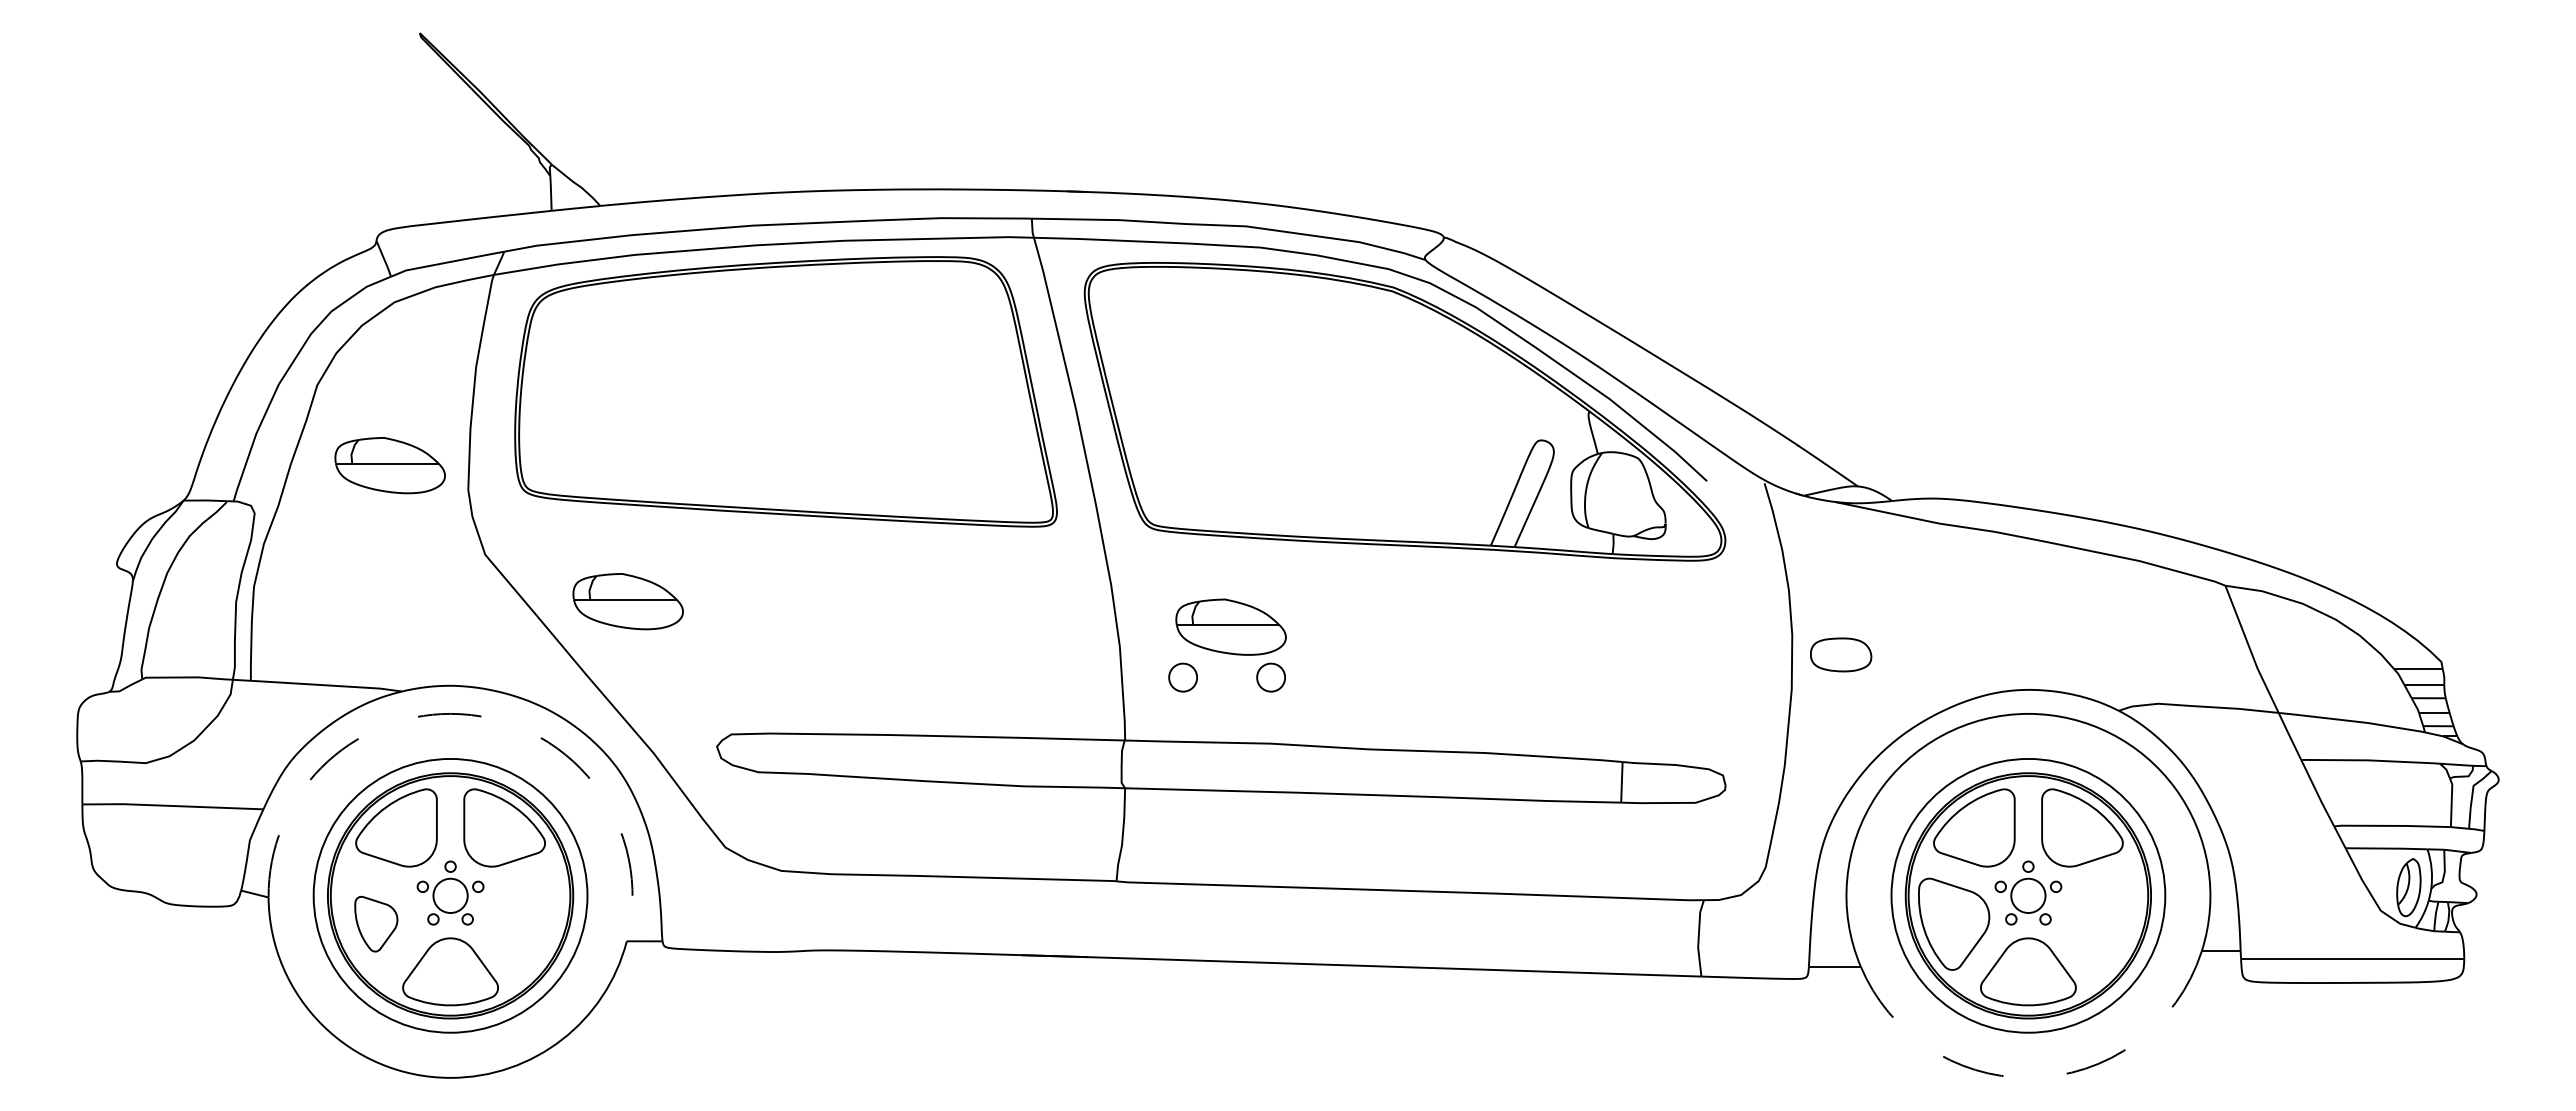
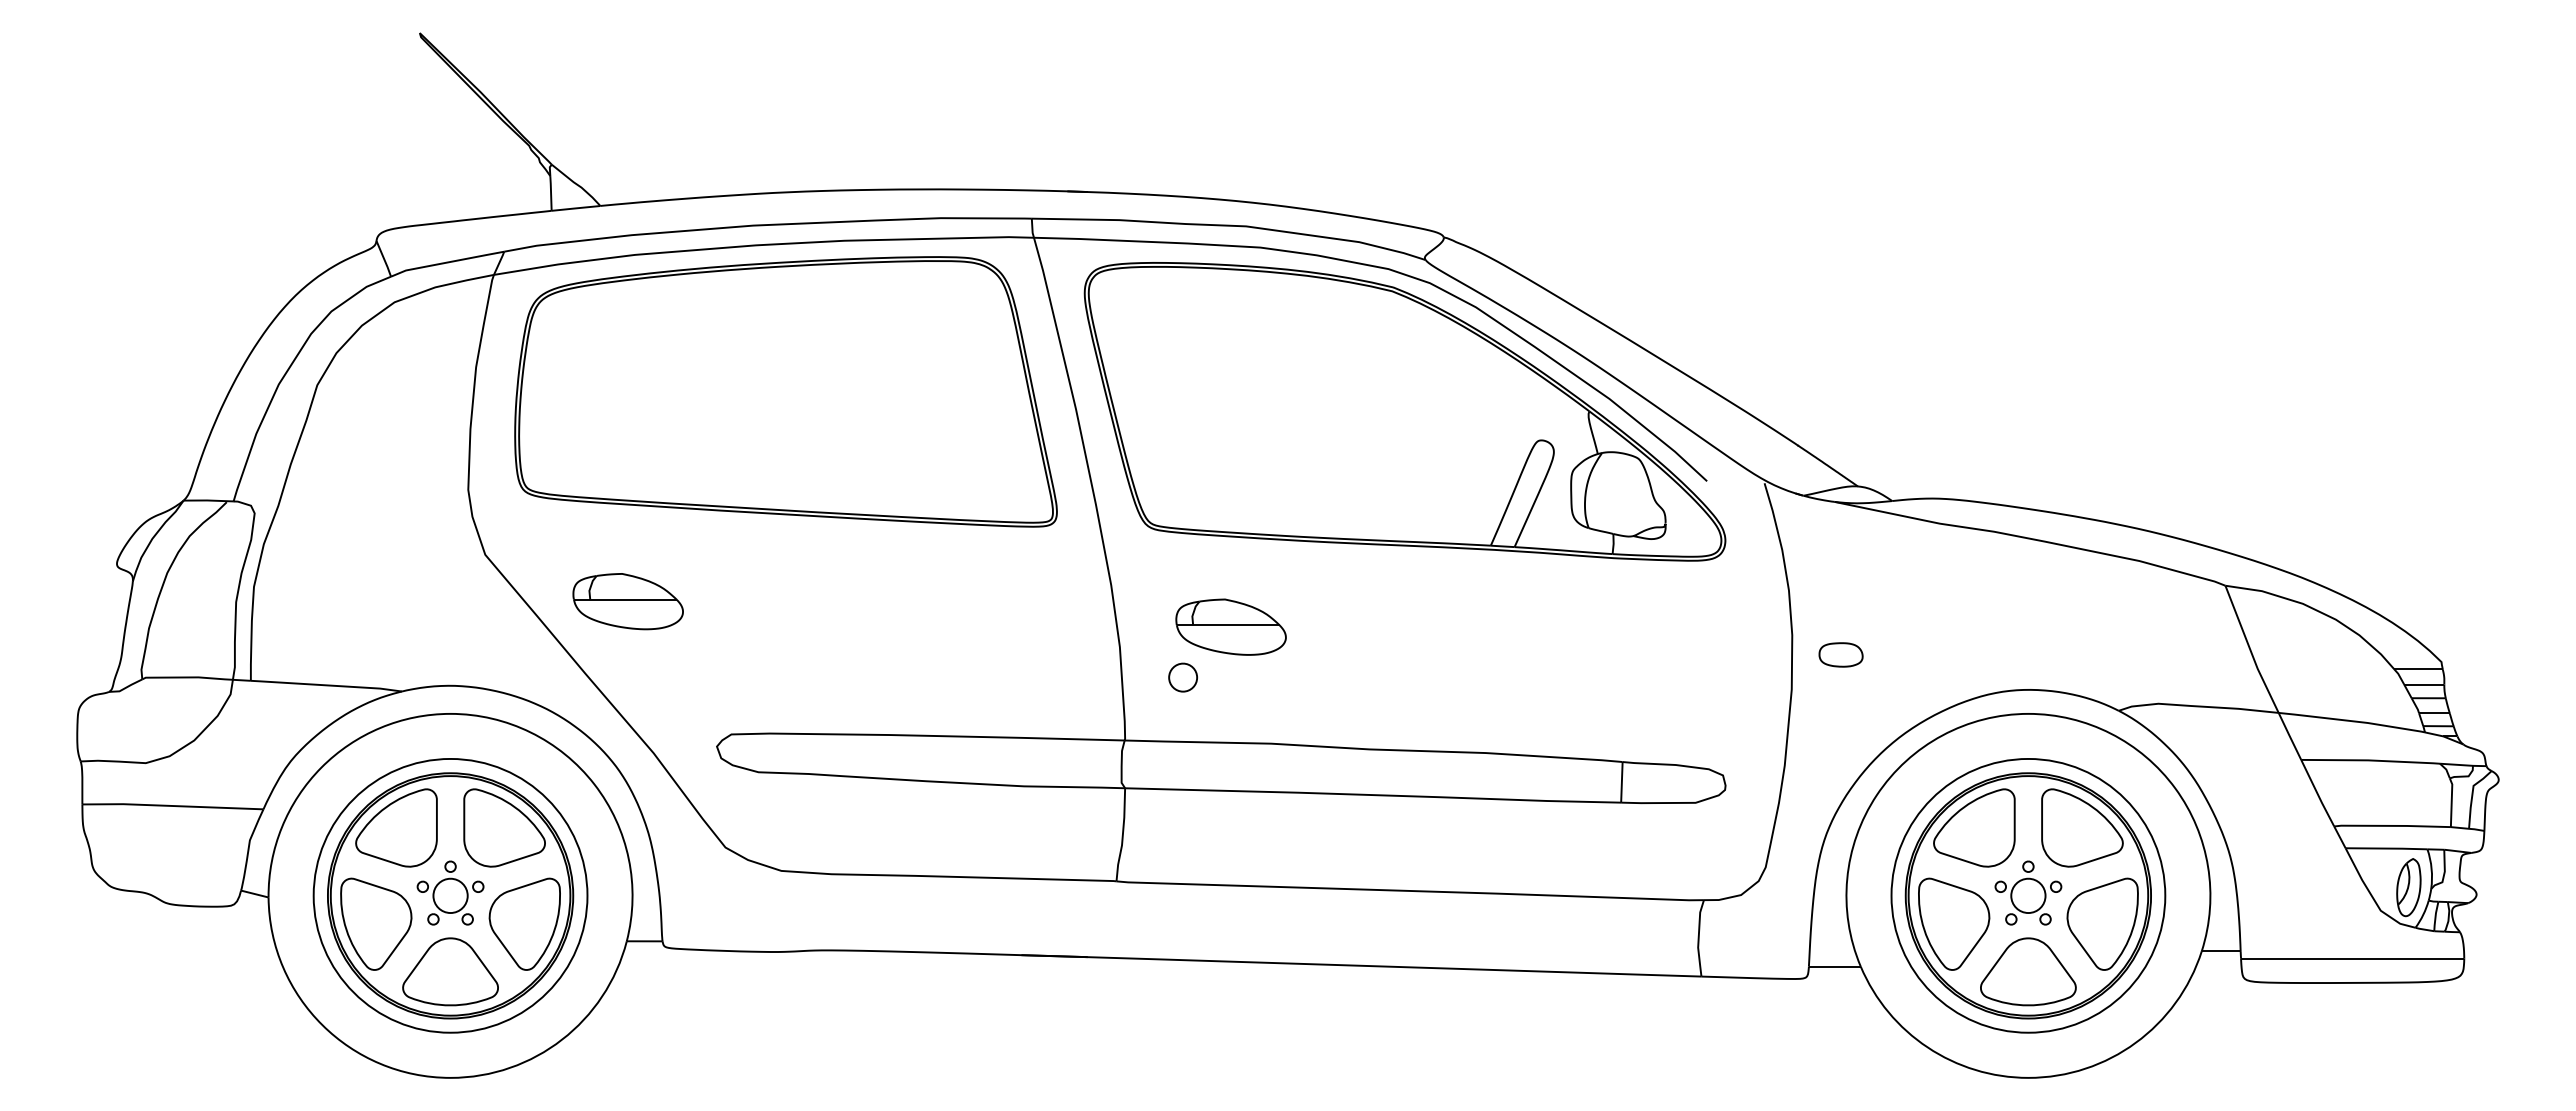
part: present -> none (389, 465)
part size: 63x36 px -> 46x26 px (1840, 654)
part: present -> none (1270, 677)
line: dashed -> solid (473, 715)
part size: 45x58 px -> 73x94 px (376, 923)
part: none -> present (524, 923)
part: none -> present (2102, 923)
line: dashed -> solid (2035, 1077)
